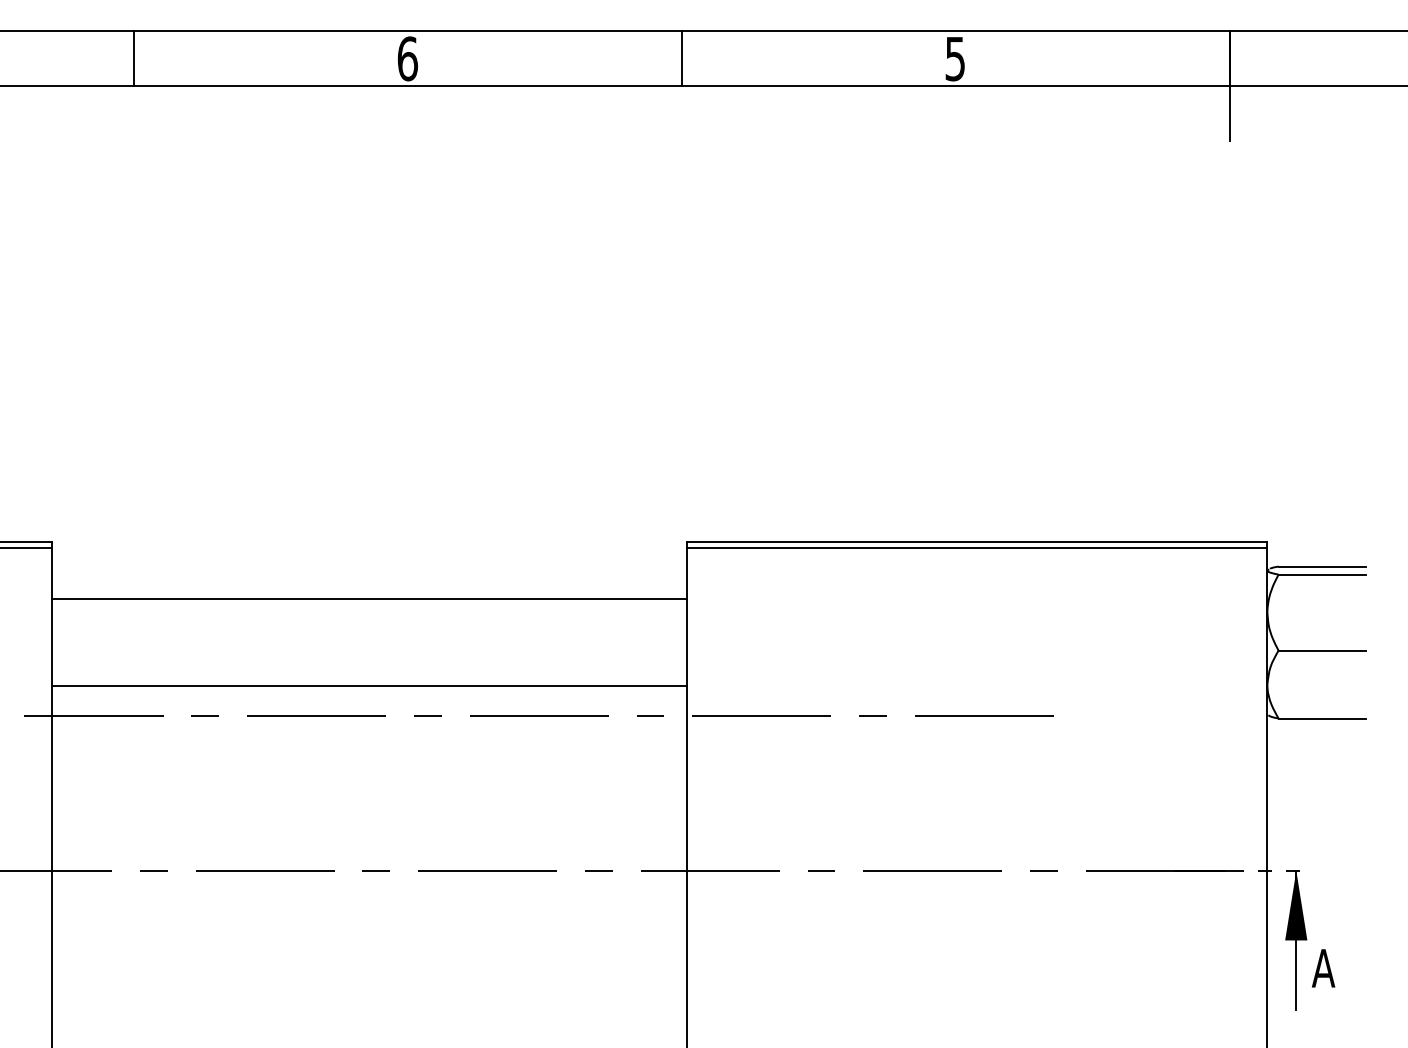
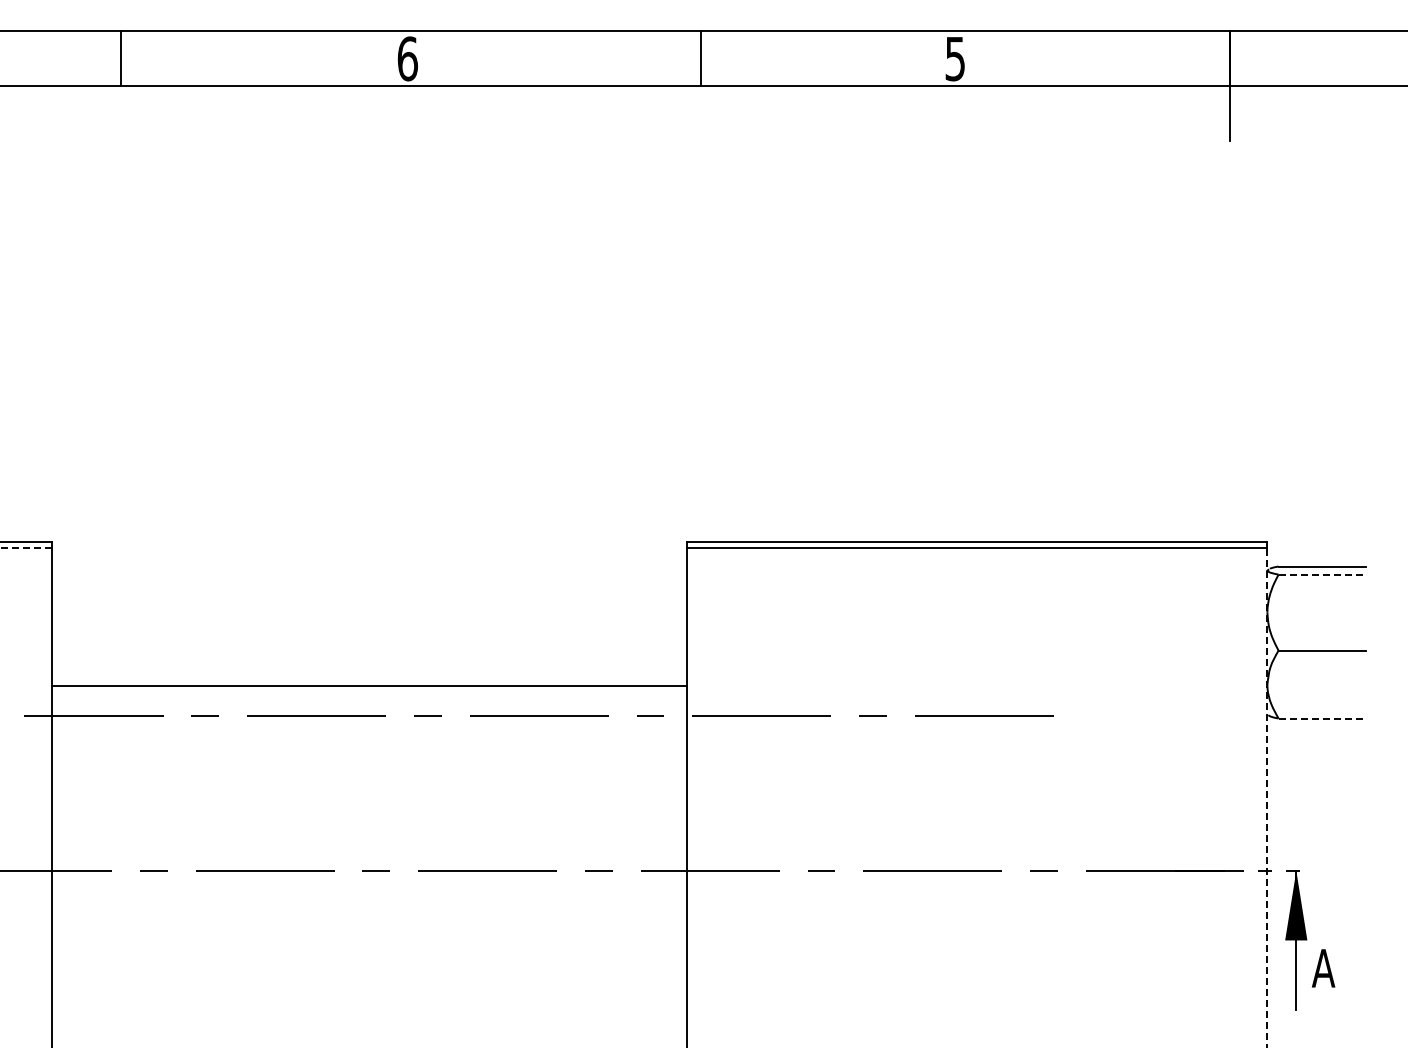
line position: (134, 58) -> (121, 58) (121, 58)
line position: (682, 58) -> (701, 58) (701, 58)
line: solid -> dashed (25, 547)
line: solid -> dashed (1322, 574)
line: present -> none (368, 598)
line: solid -> dashed (1322, 718)
line: solid -> dashed (1267, 797)
